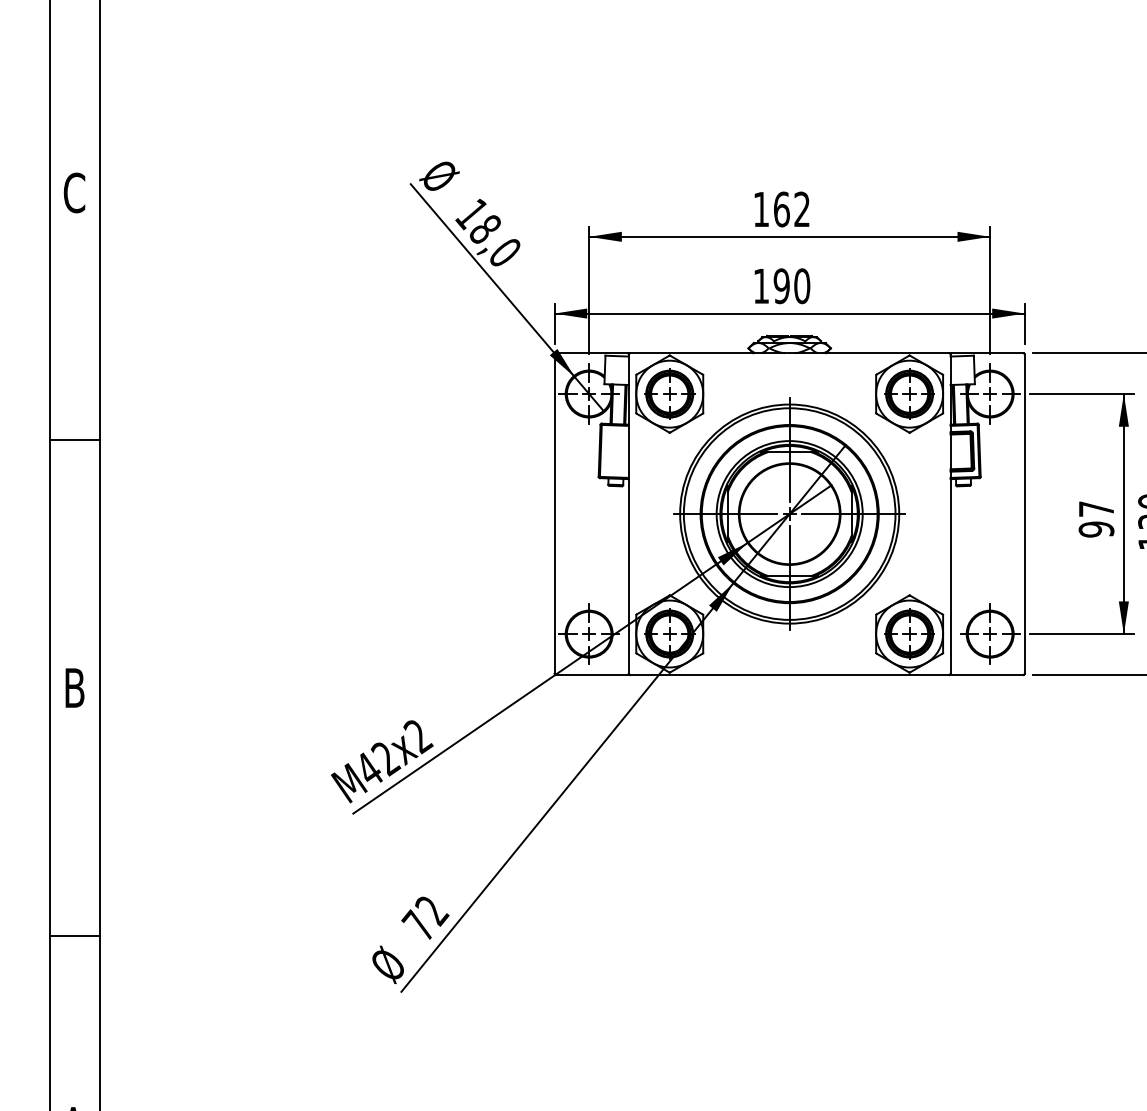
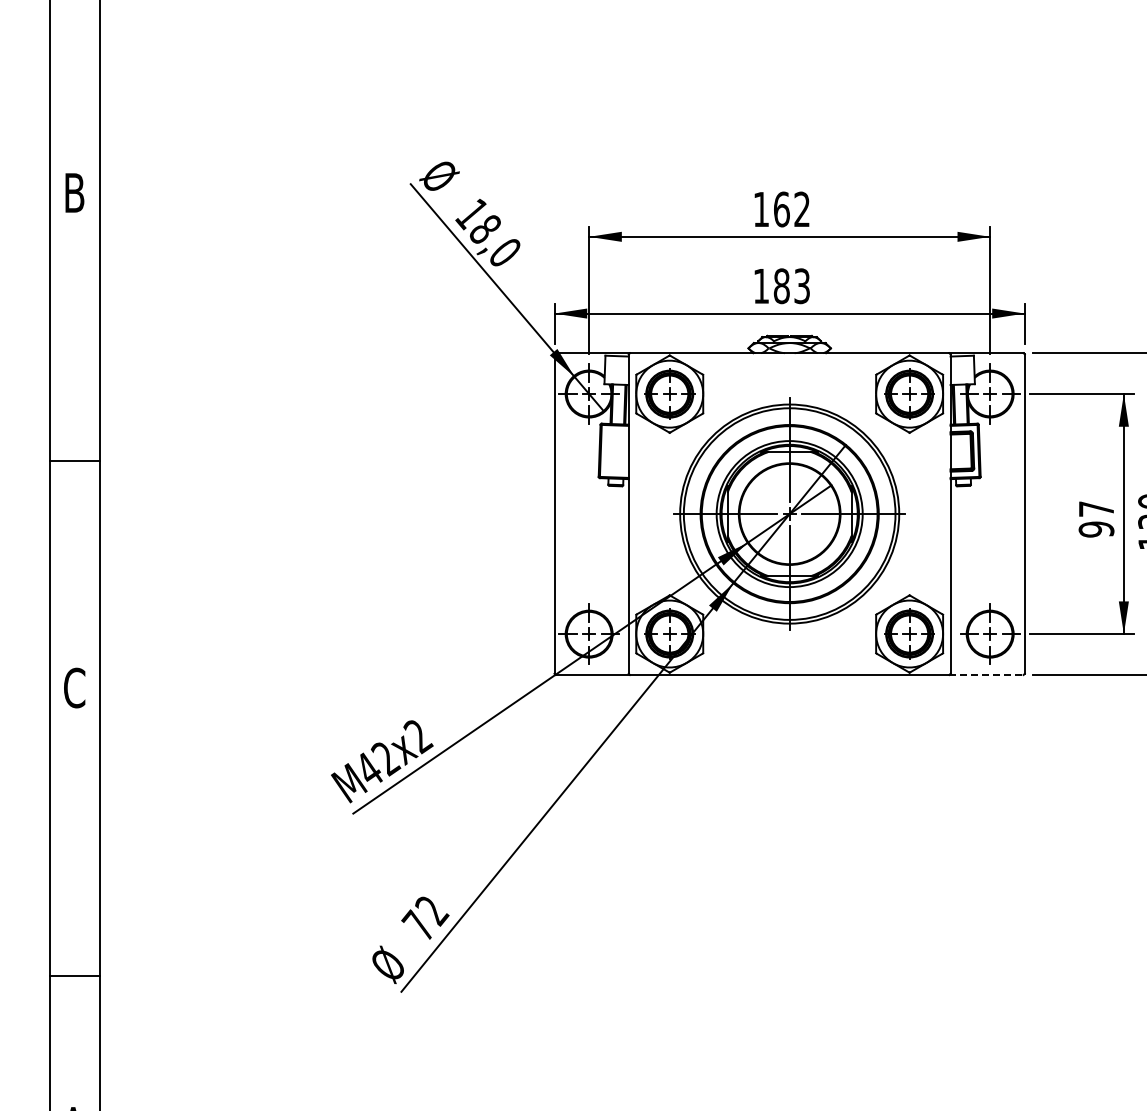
text: C -> B (74, 192)
text: 190 -> 183 (791, 286)
line position: (74, 440) -> (74, 461) (74, 461)
line: solid -> dashed (986, 675)
text: B -> C (74, 687)
line position: (74, 935) -> (74, 975) (74, 975)
